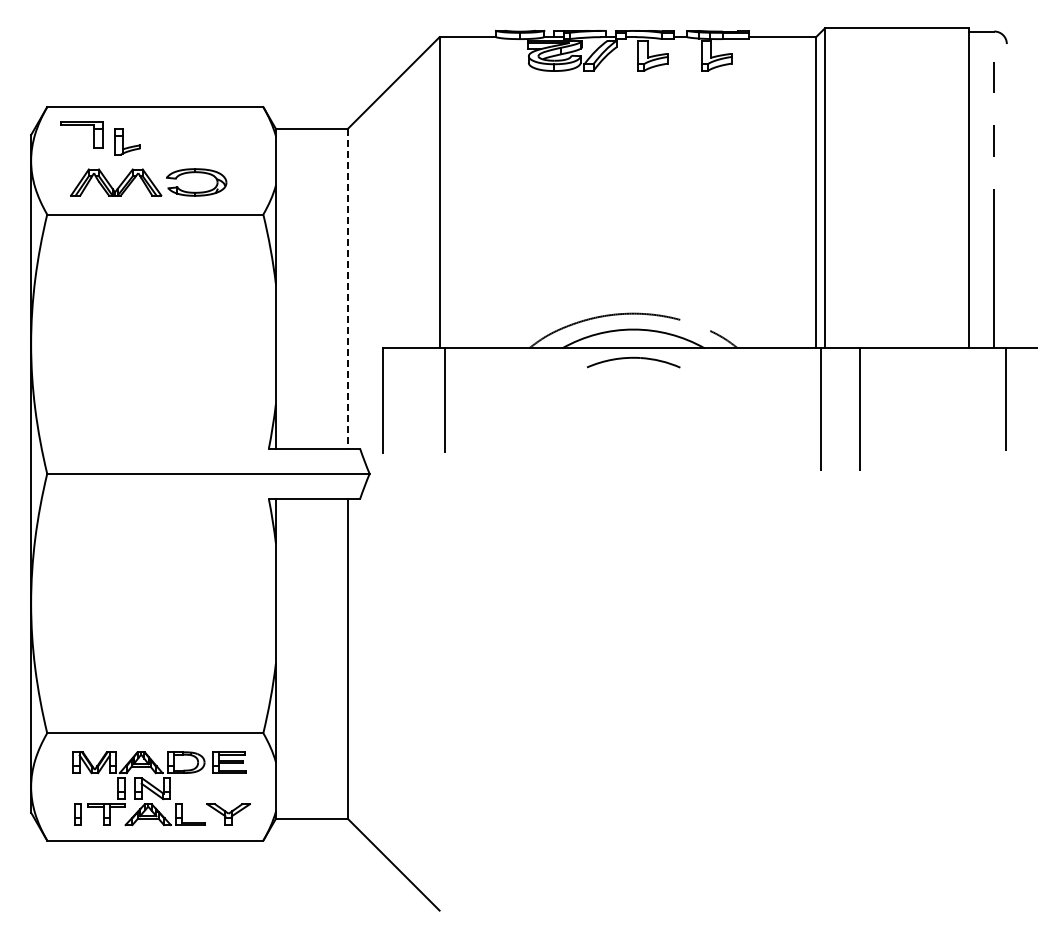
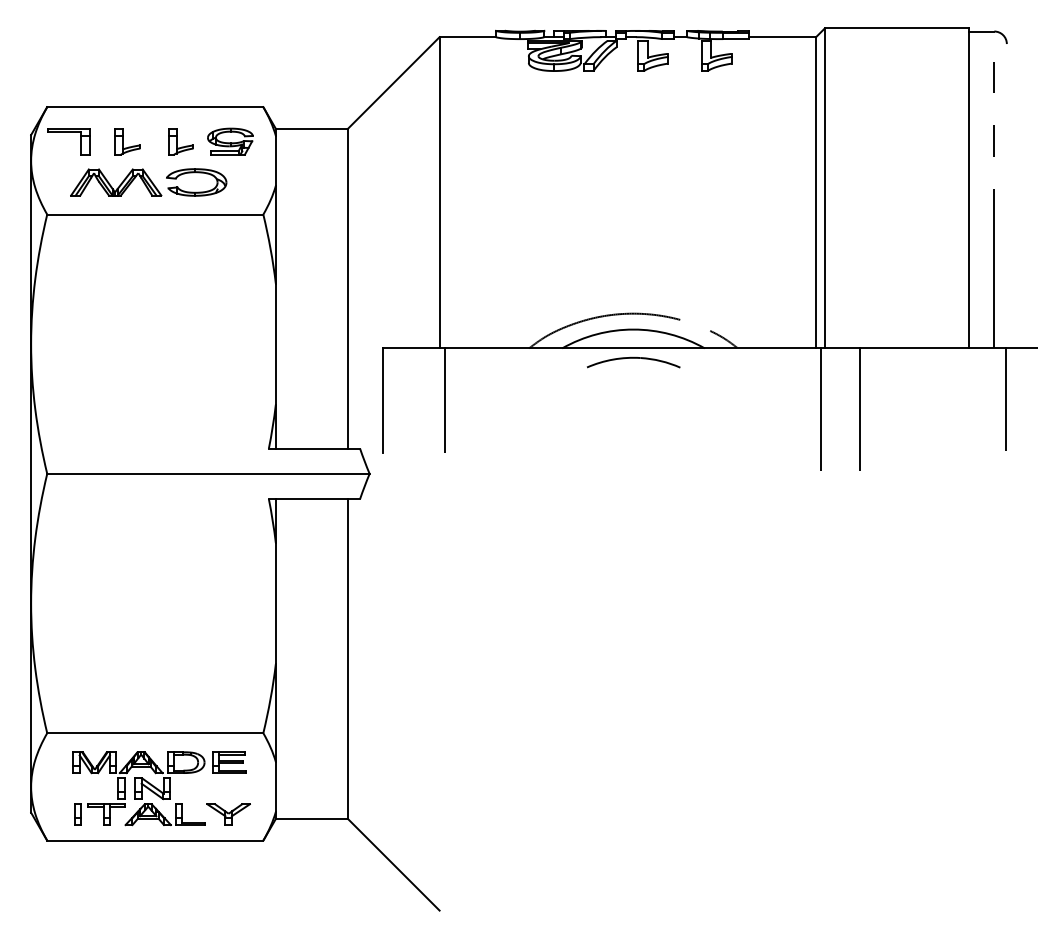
part position: (81, 125) -> (68, 132) (68, 132)
part: none -> present (180, 141)
part: none -> present (230, 141)
line: dashed -> solid (348, 289)
